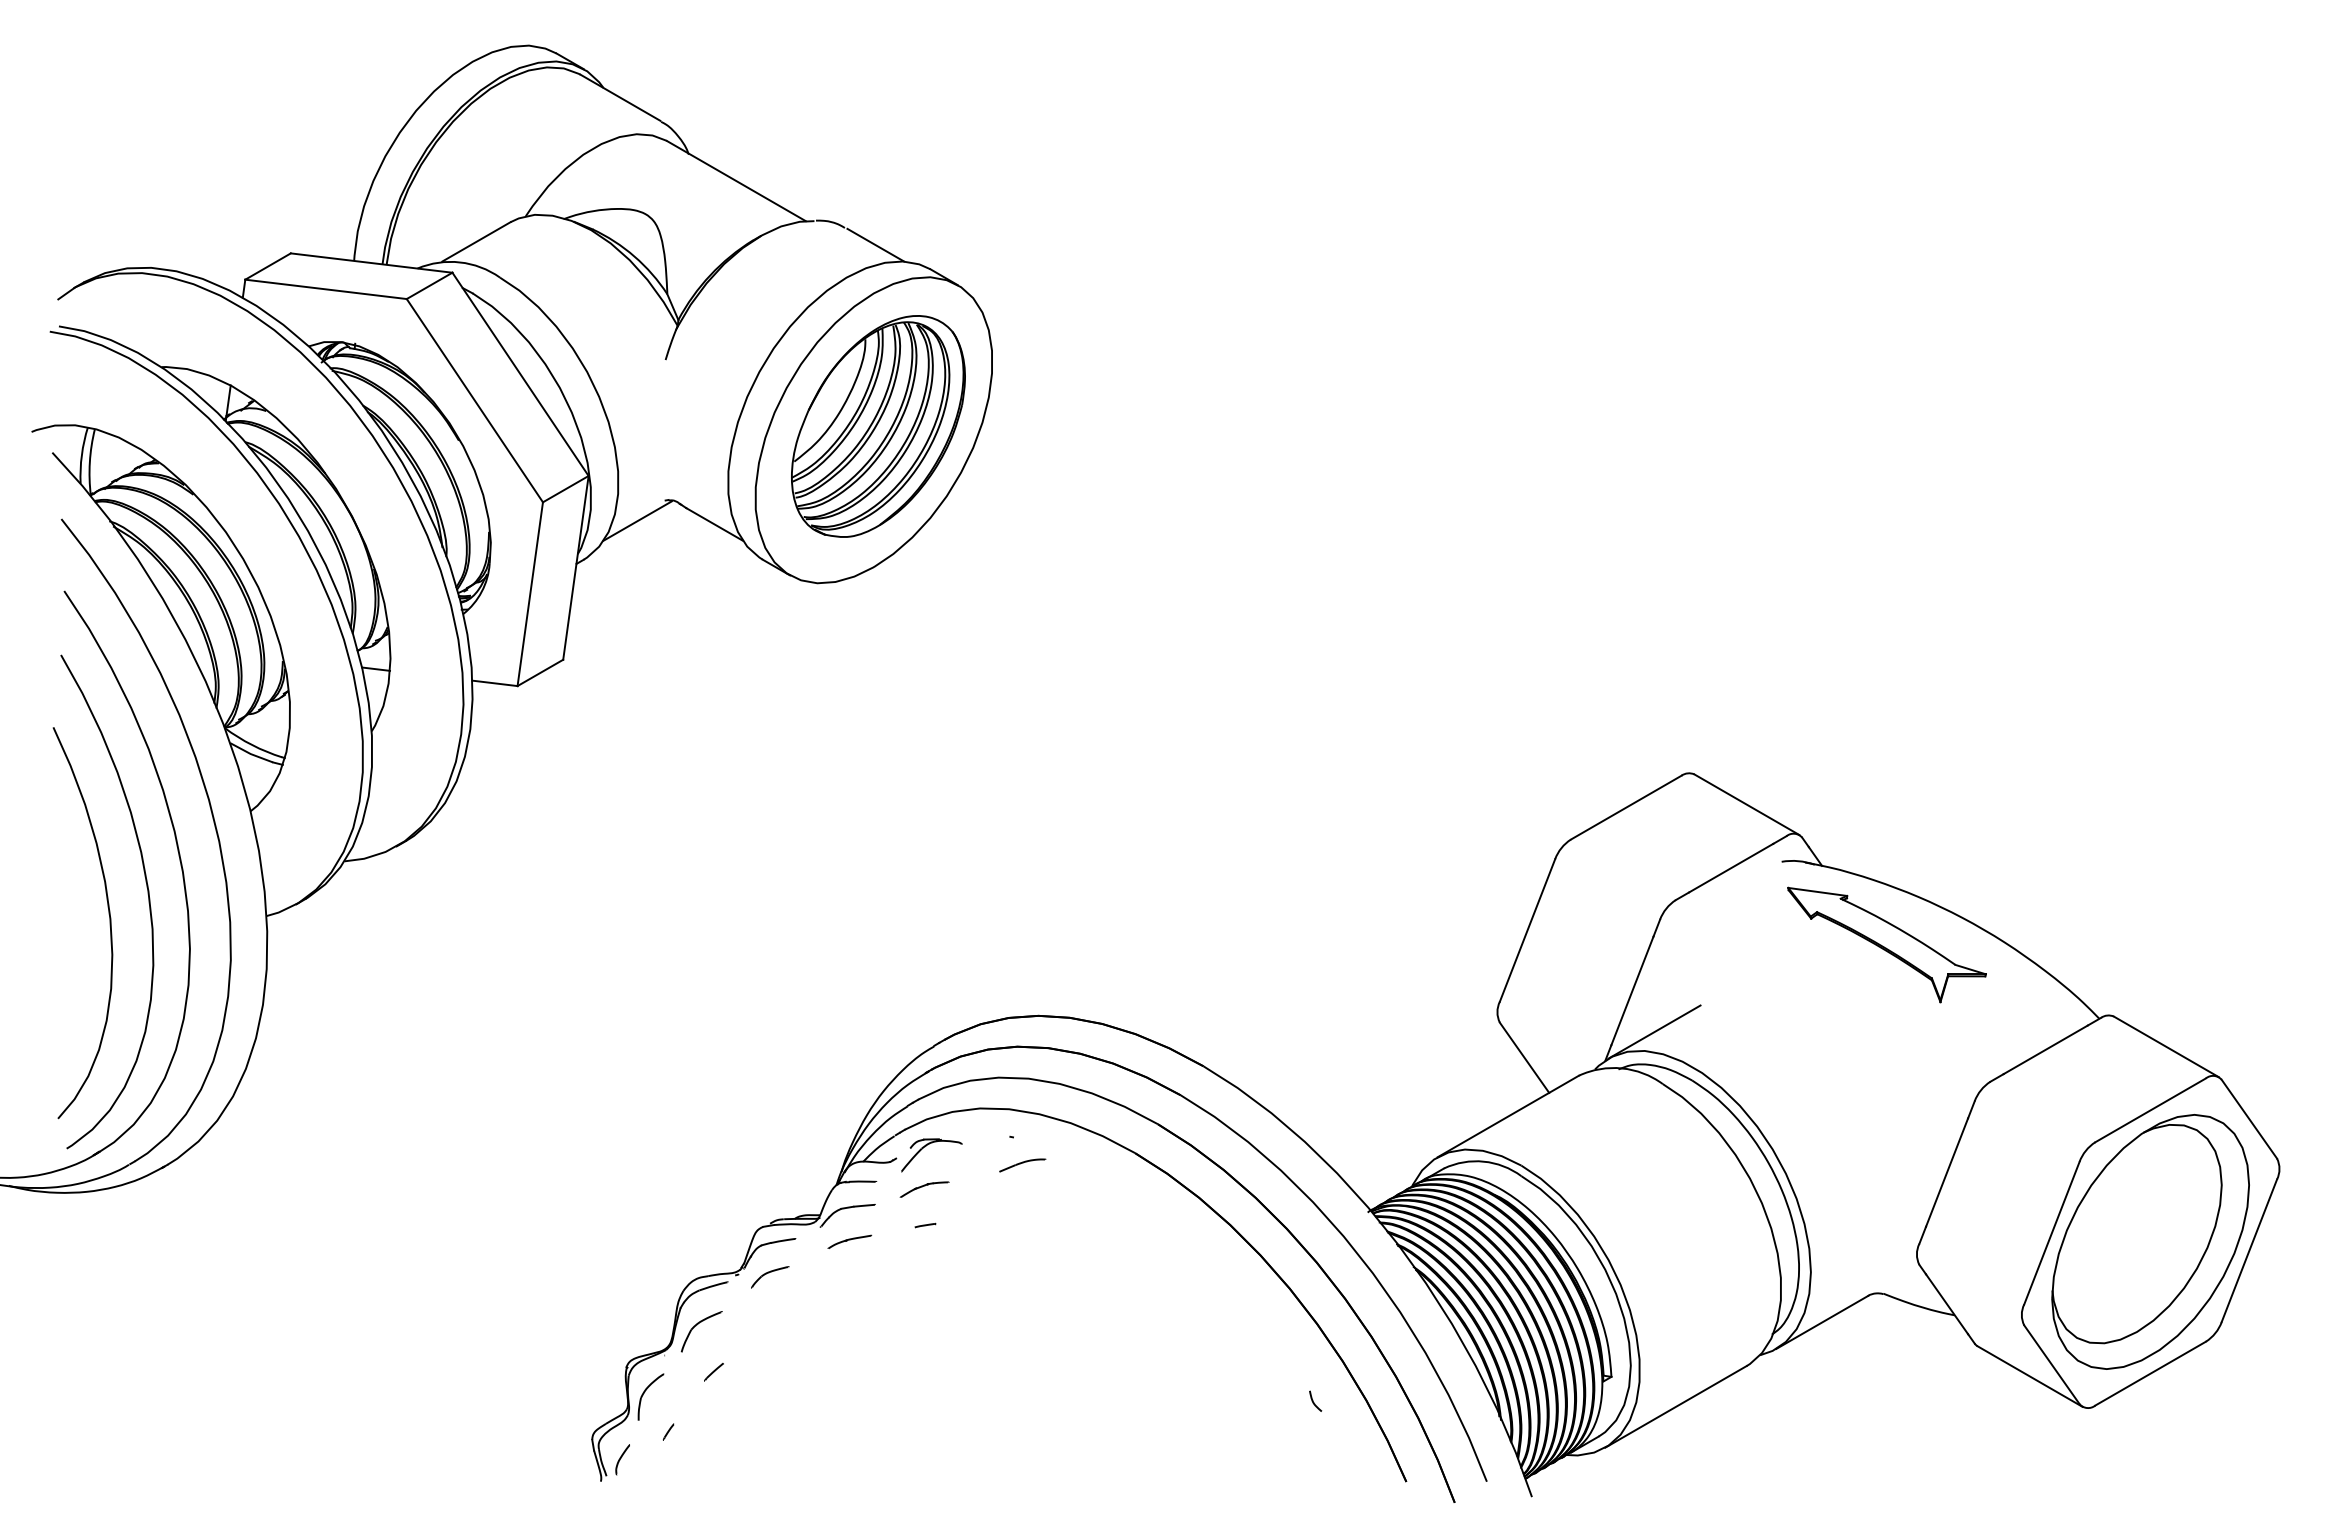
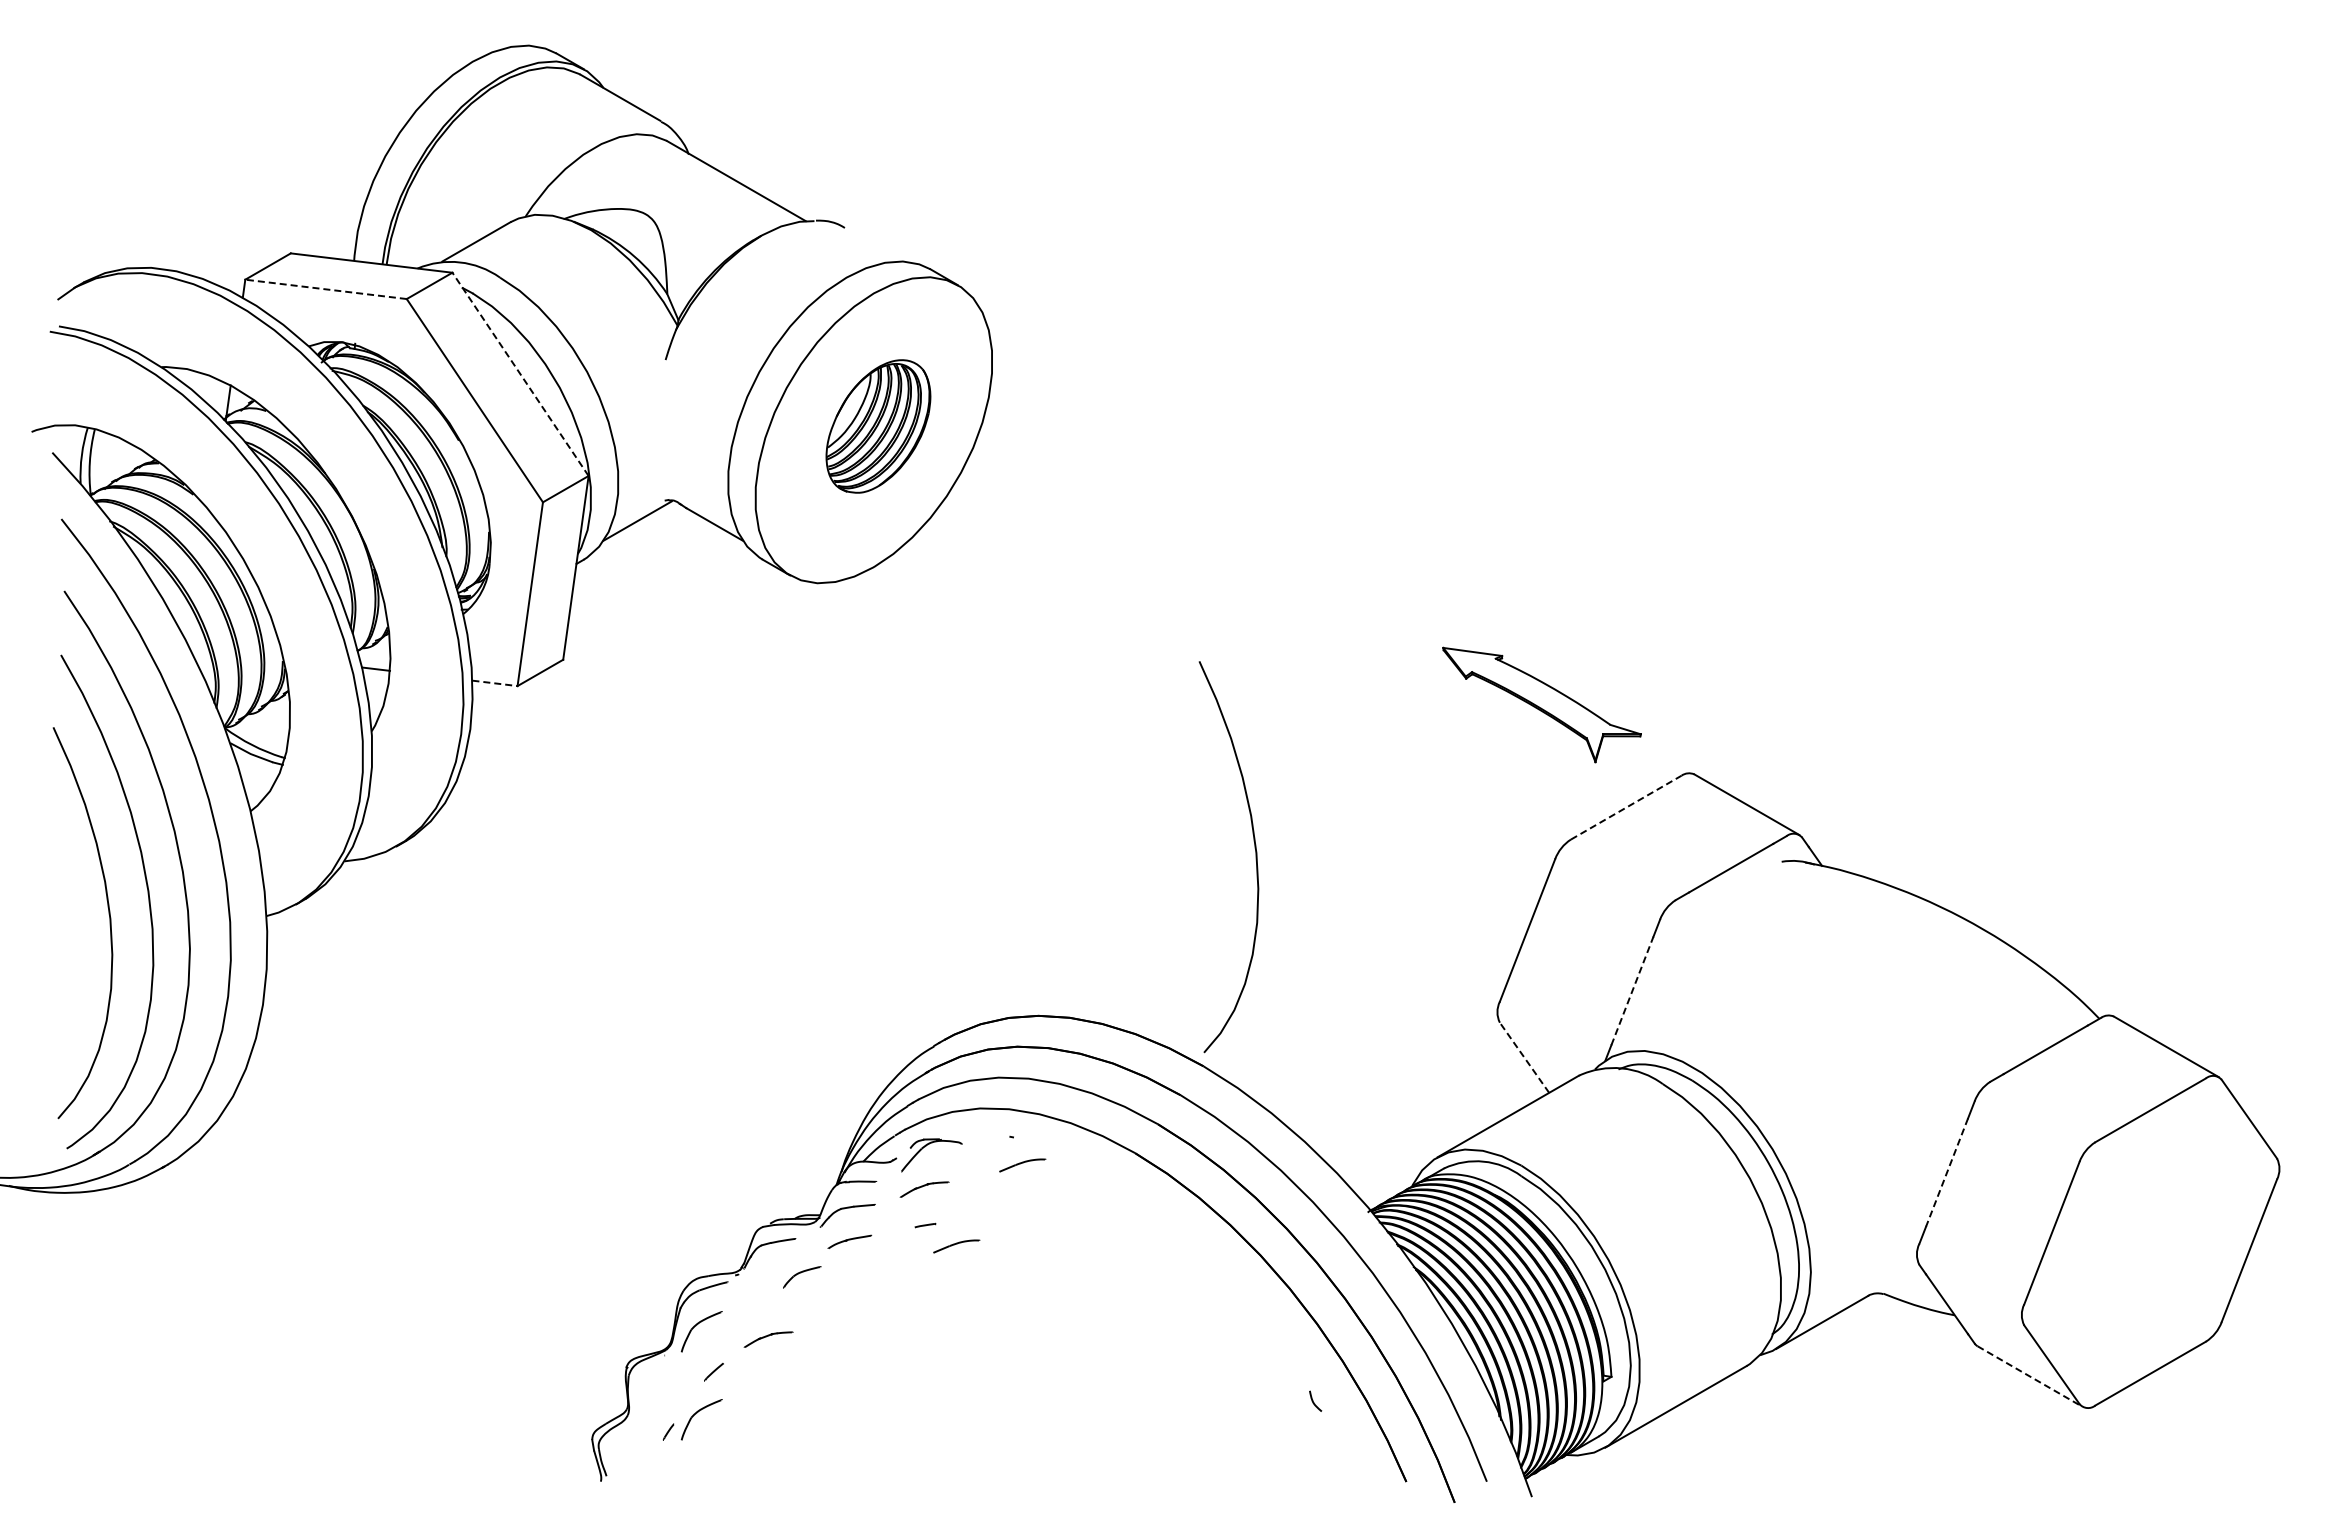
line: present -> none (875, 244)
line: solid -> dashed (325, 289)
line: solid -> dashed (520, 373)
part size: 175x223 px -> 107x135 px (878, 426)
line: solid -> dashed (495, 683)
line: solid -> dashed (1626, 807)
curve: none -> present (1255, 857)
part position: (1886, 944) -> (1541, 704) (1541, 704)
line: solid -> dashed (1632, 990)
line: present -> none (1654, 1031)
line: solid -> dashed (1524, 1057)
line: solid -> dashed (1946, 1173)
part: present -> none (2150, 1241)
part: none -> present (956, 1246)
part position: (770, 1277) -> (802, 1277) (802, 1277)
part: none -> present (768, 1339)
line: solid -> dashed (2030, 1376)
part: present -> none (645, 1392)
part: none -> present (697, 1413)
part: present -> none (622, 1459)
